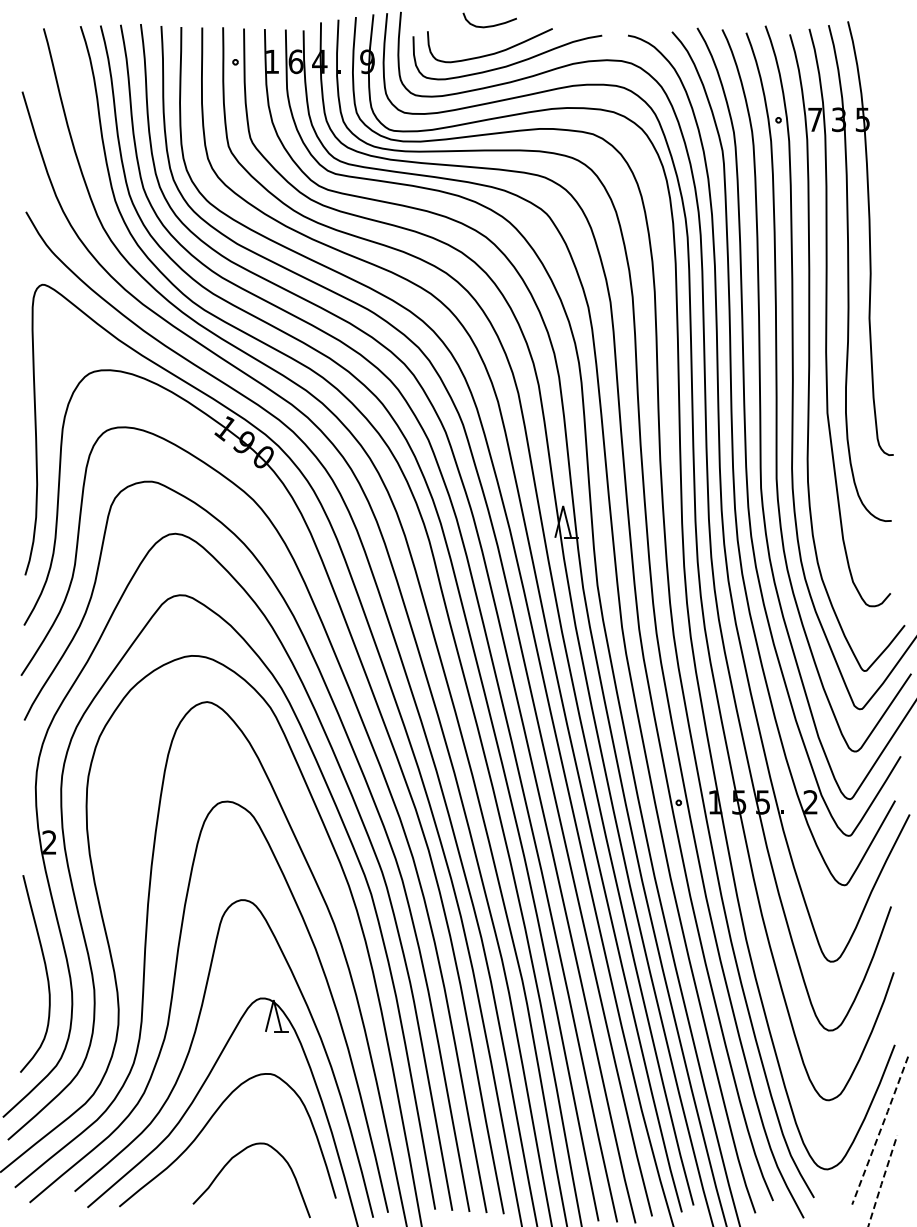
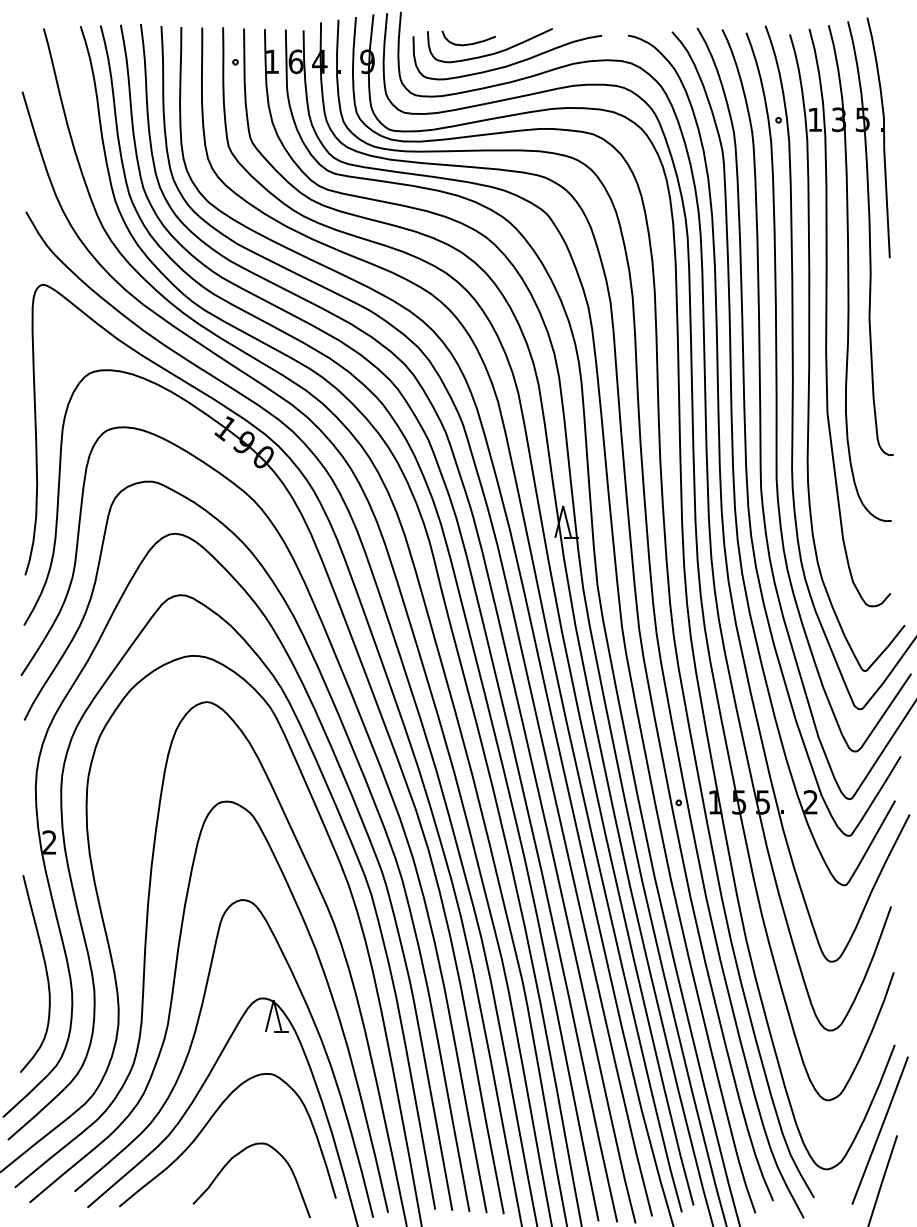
curve position: (489, 25) -> (468, 43) (468, 43)
text: 7 -> 1 (814, 119)
part: none -> present (878, 137)
line: dashed -> solid (880, 1130)
line: dashed -> solid (882, 1180)
